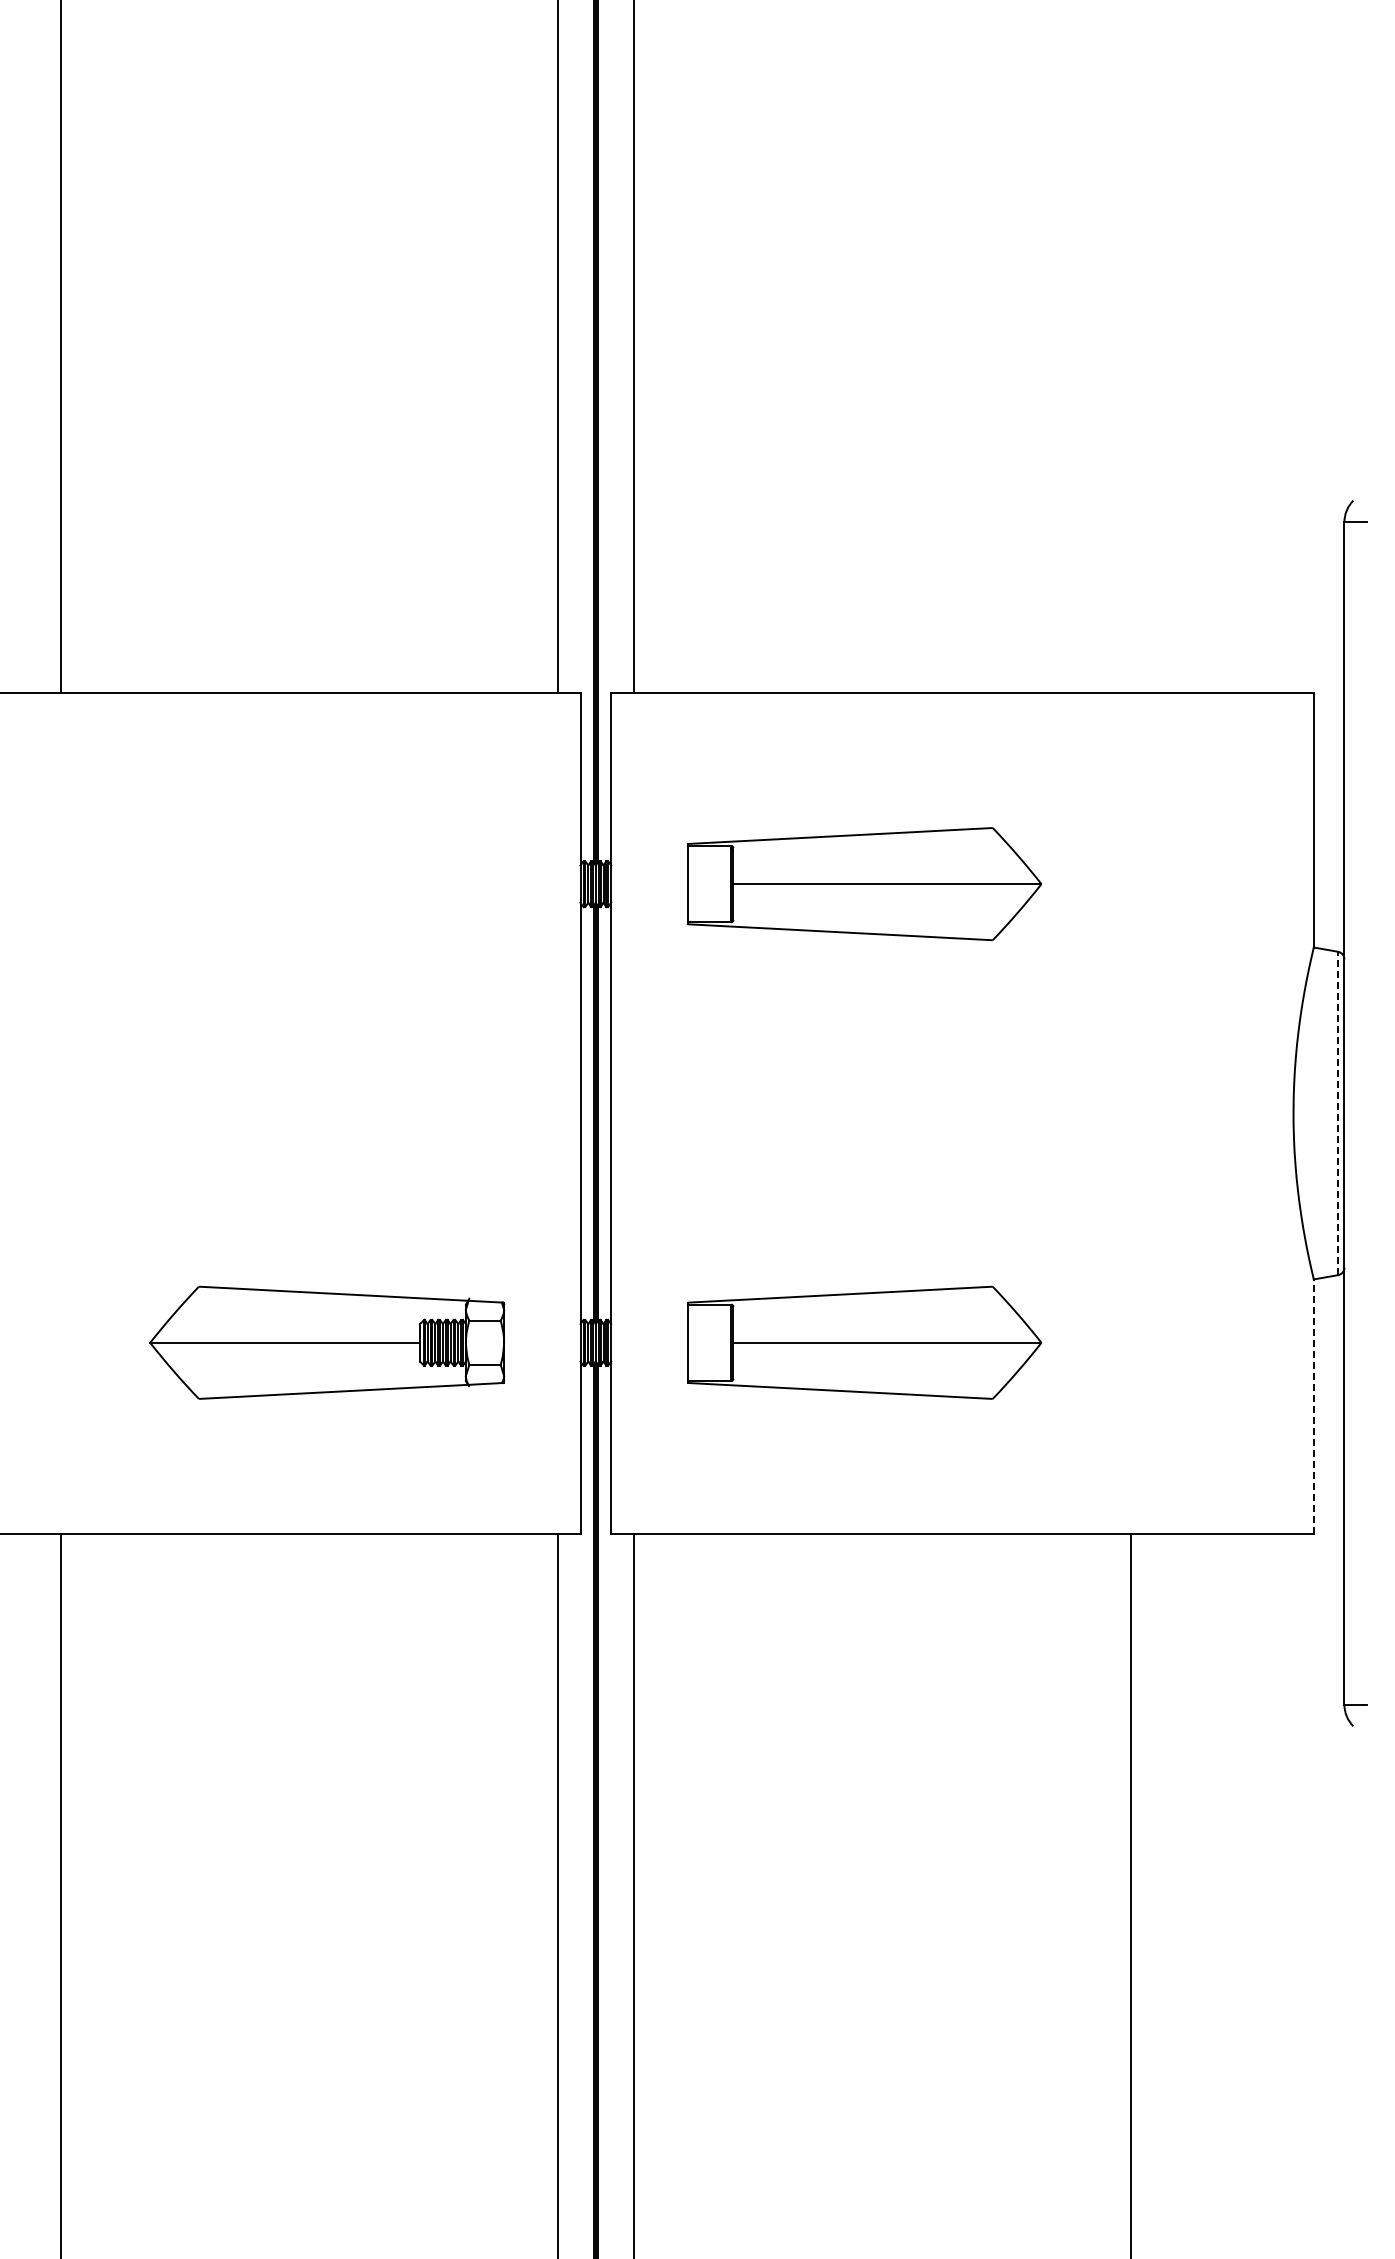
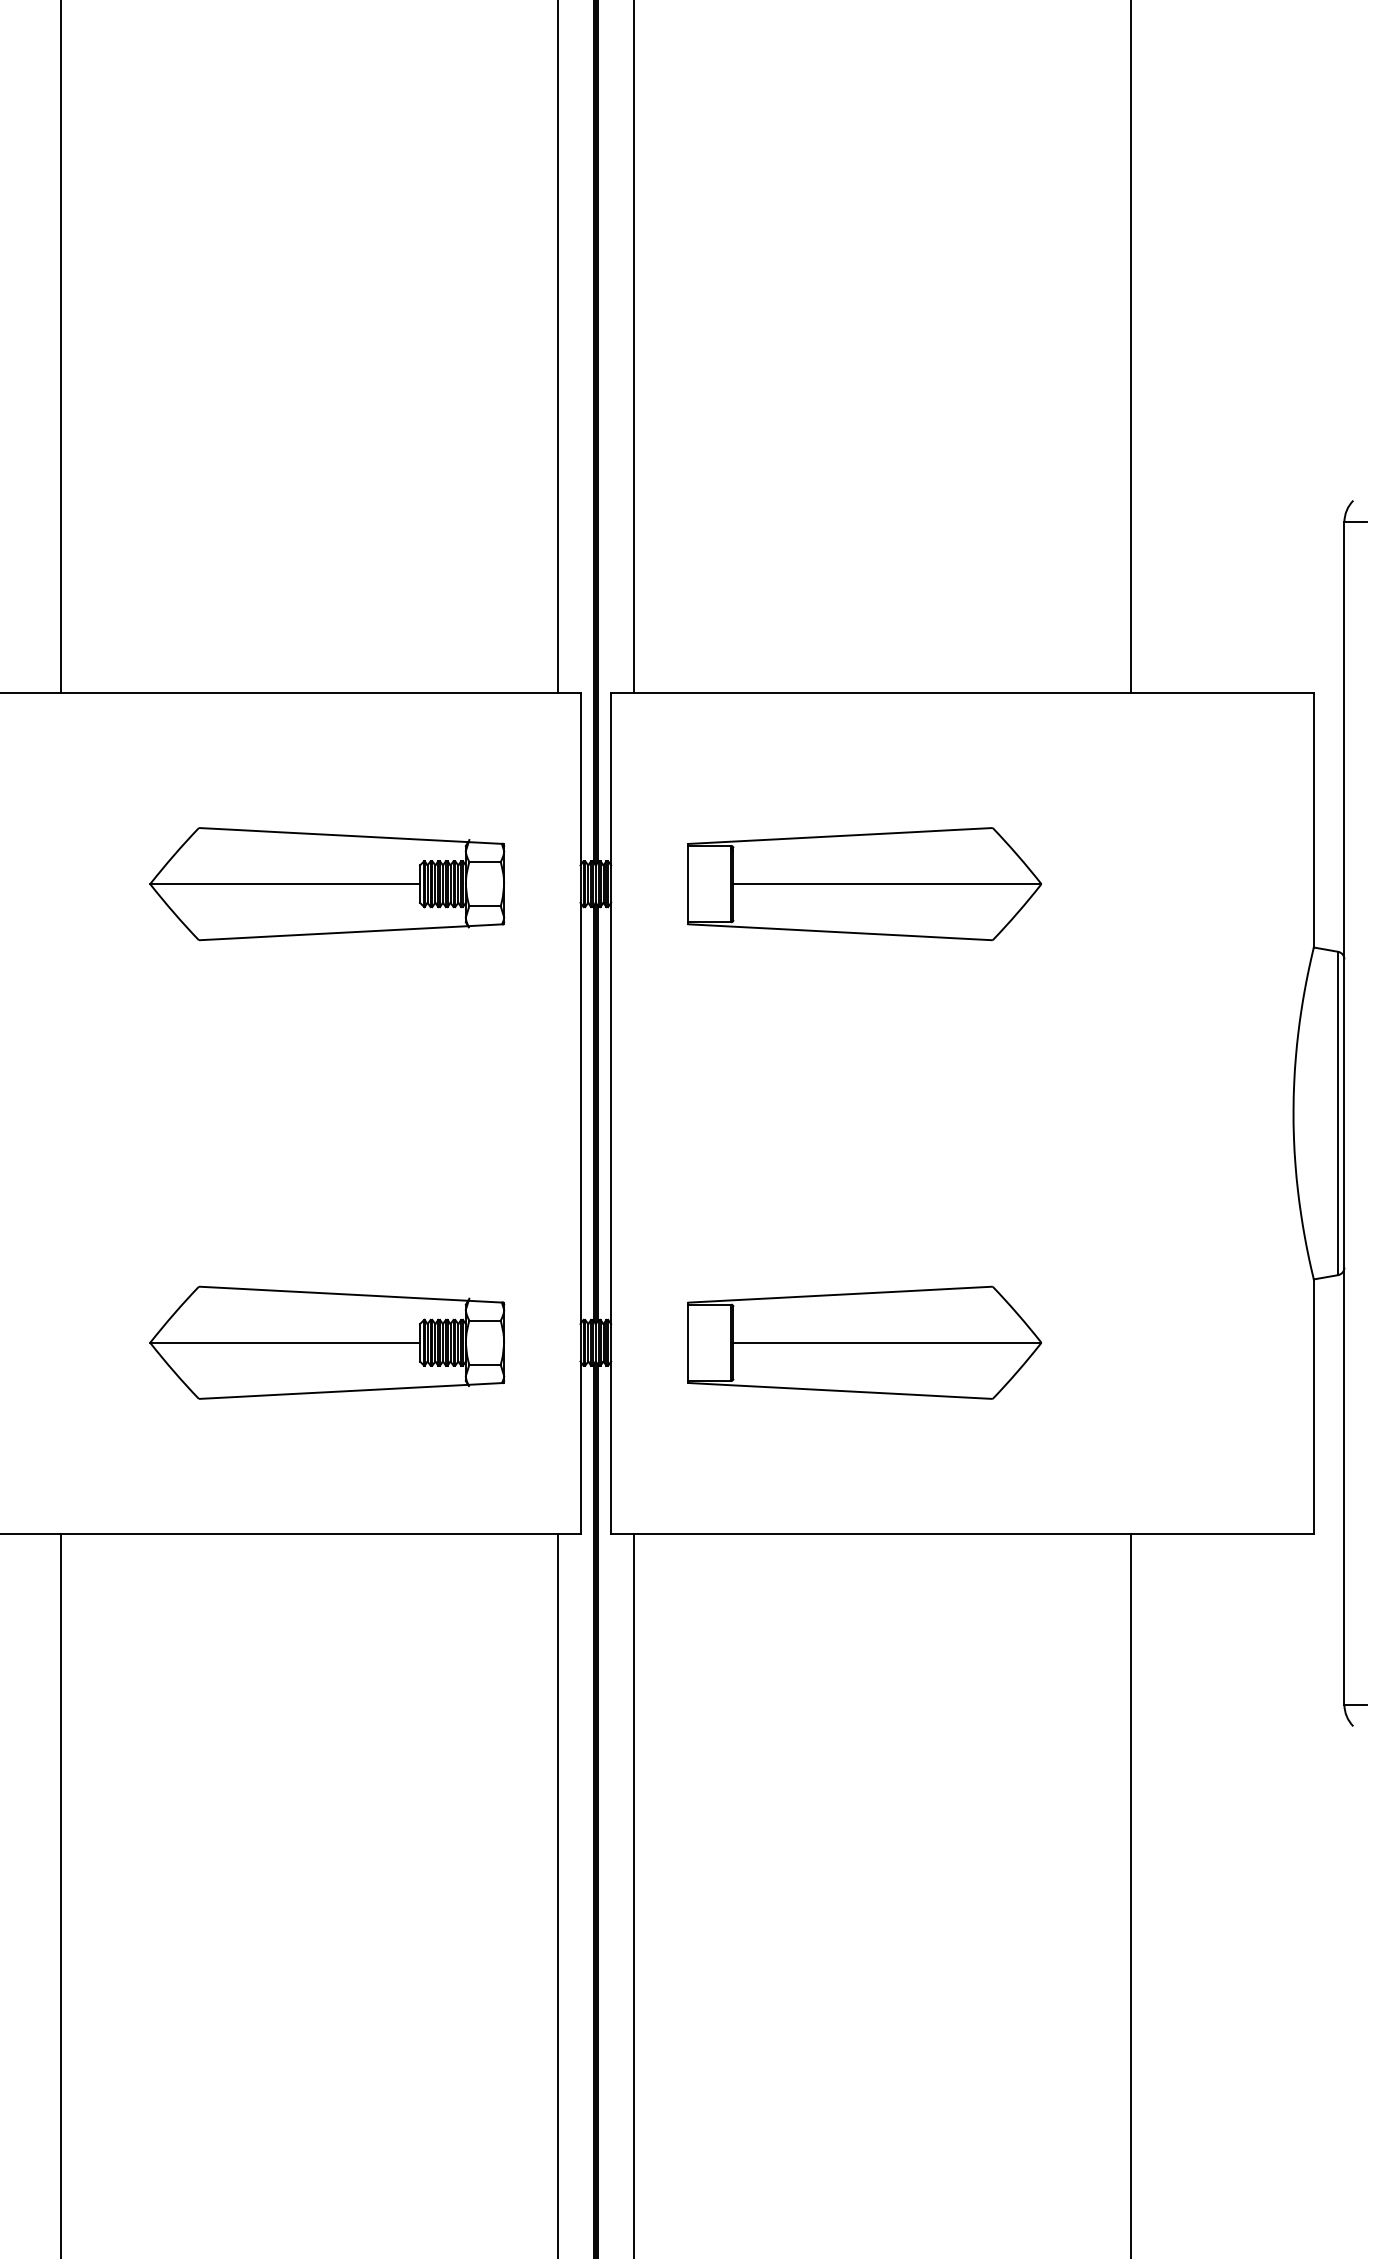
line: none -> present (1130, 347)
part: none -> present (327, 884)
line: dashed -> solid (1338, 1113)
line: dashed -> solid (1313, 1406)
